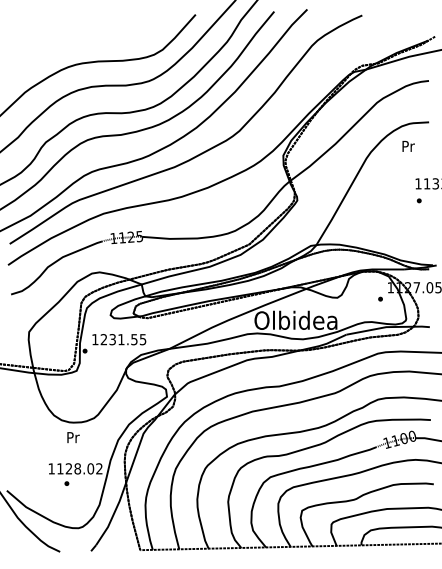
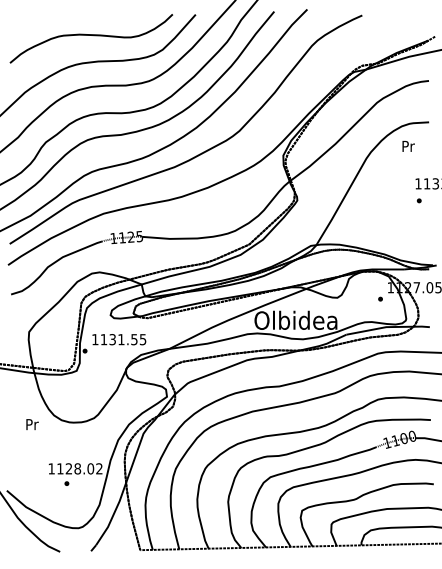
curve: none -> present (93, 36)
text: 1231.55 -> 1131.55 (103, 339)
text position: (73, 437) -> (32, 424) (32, 424)
